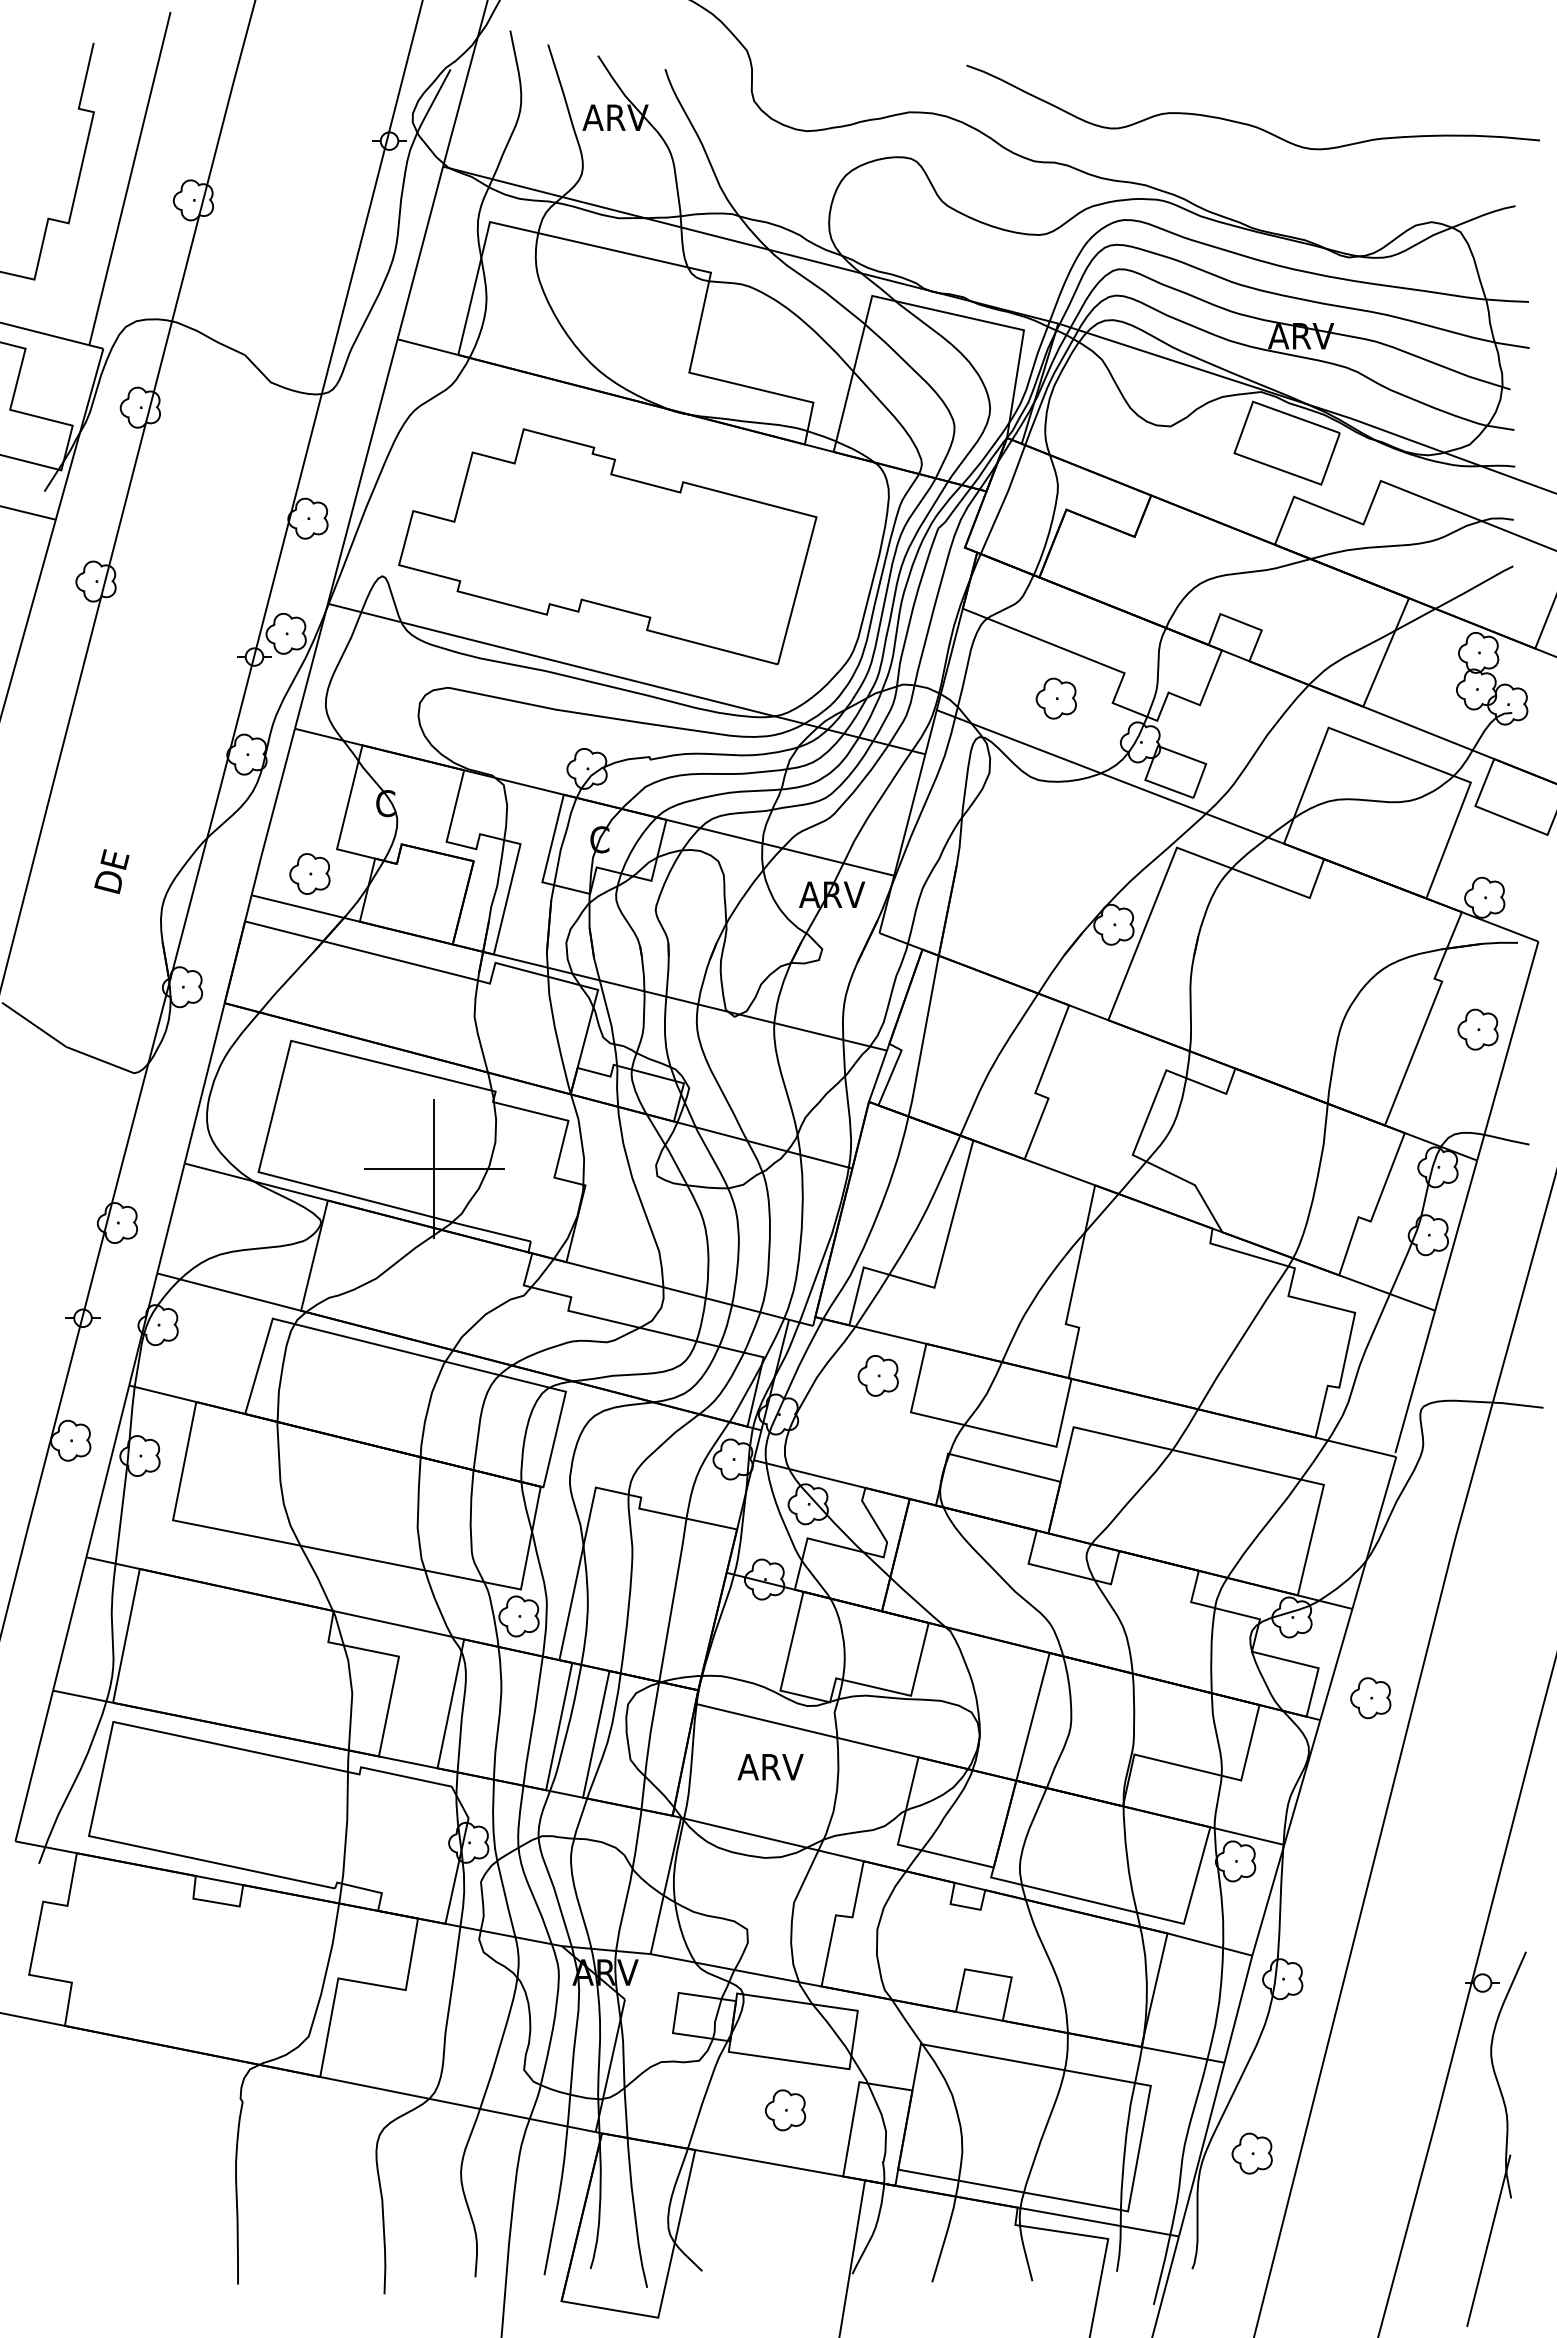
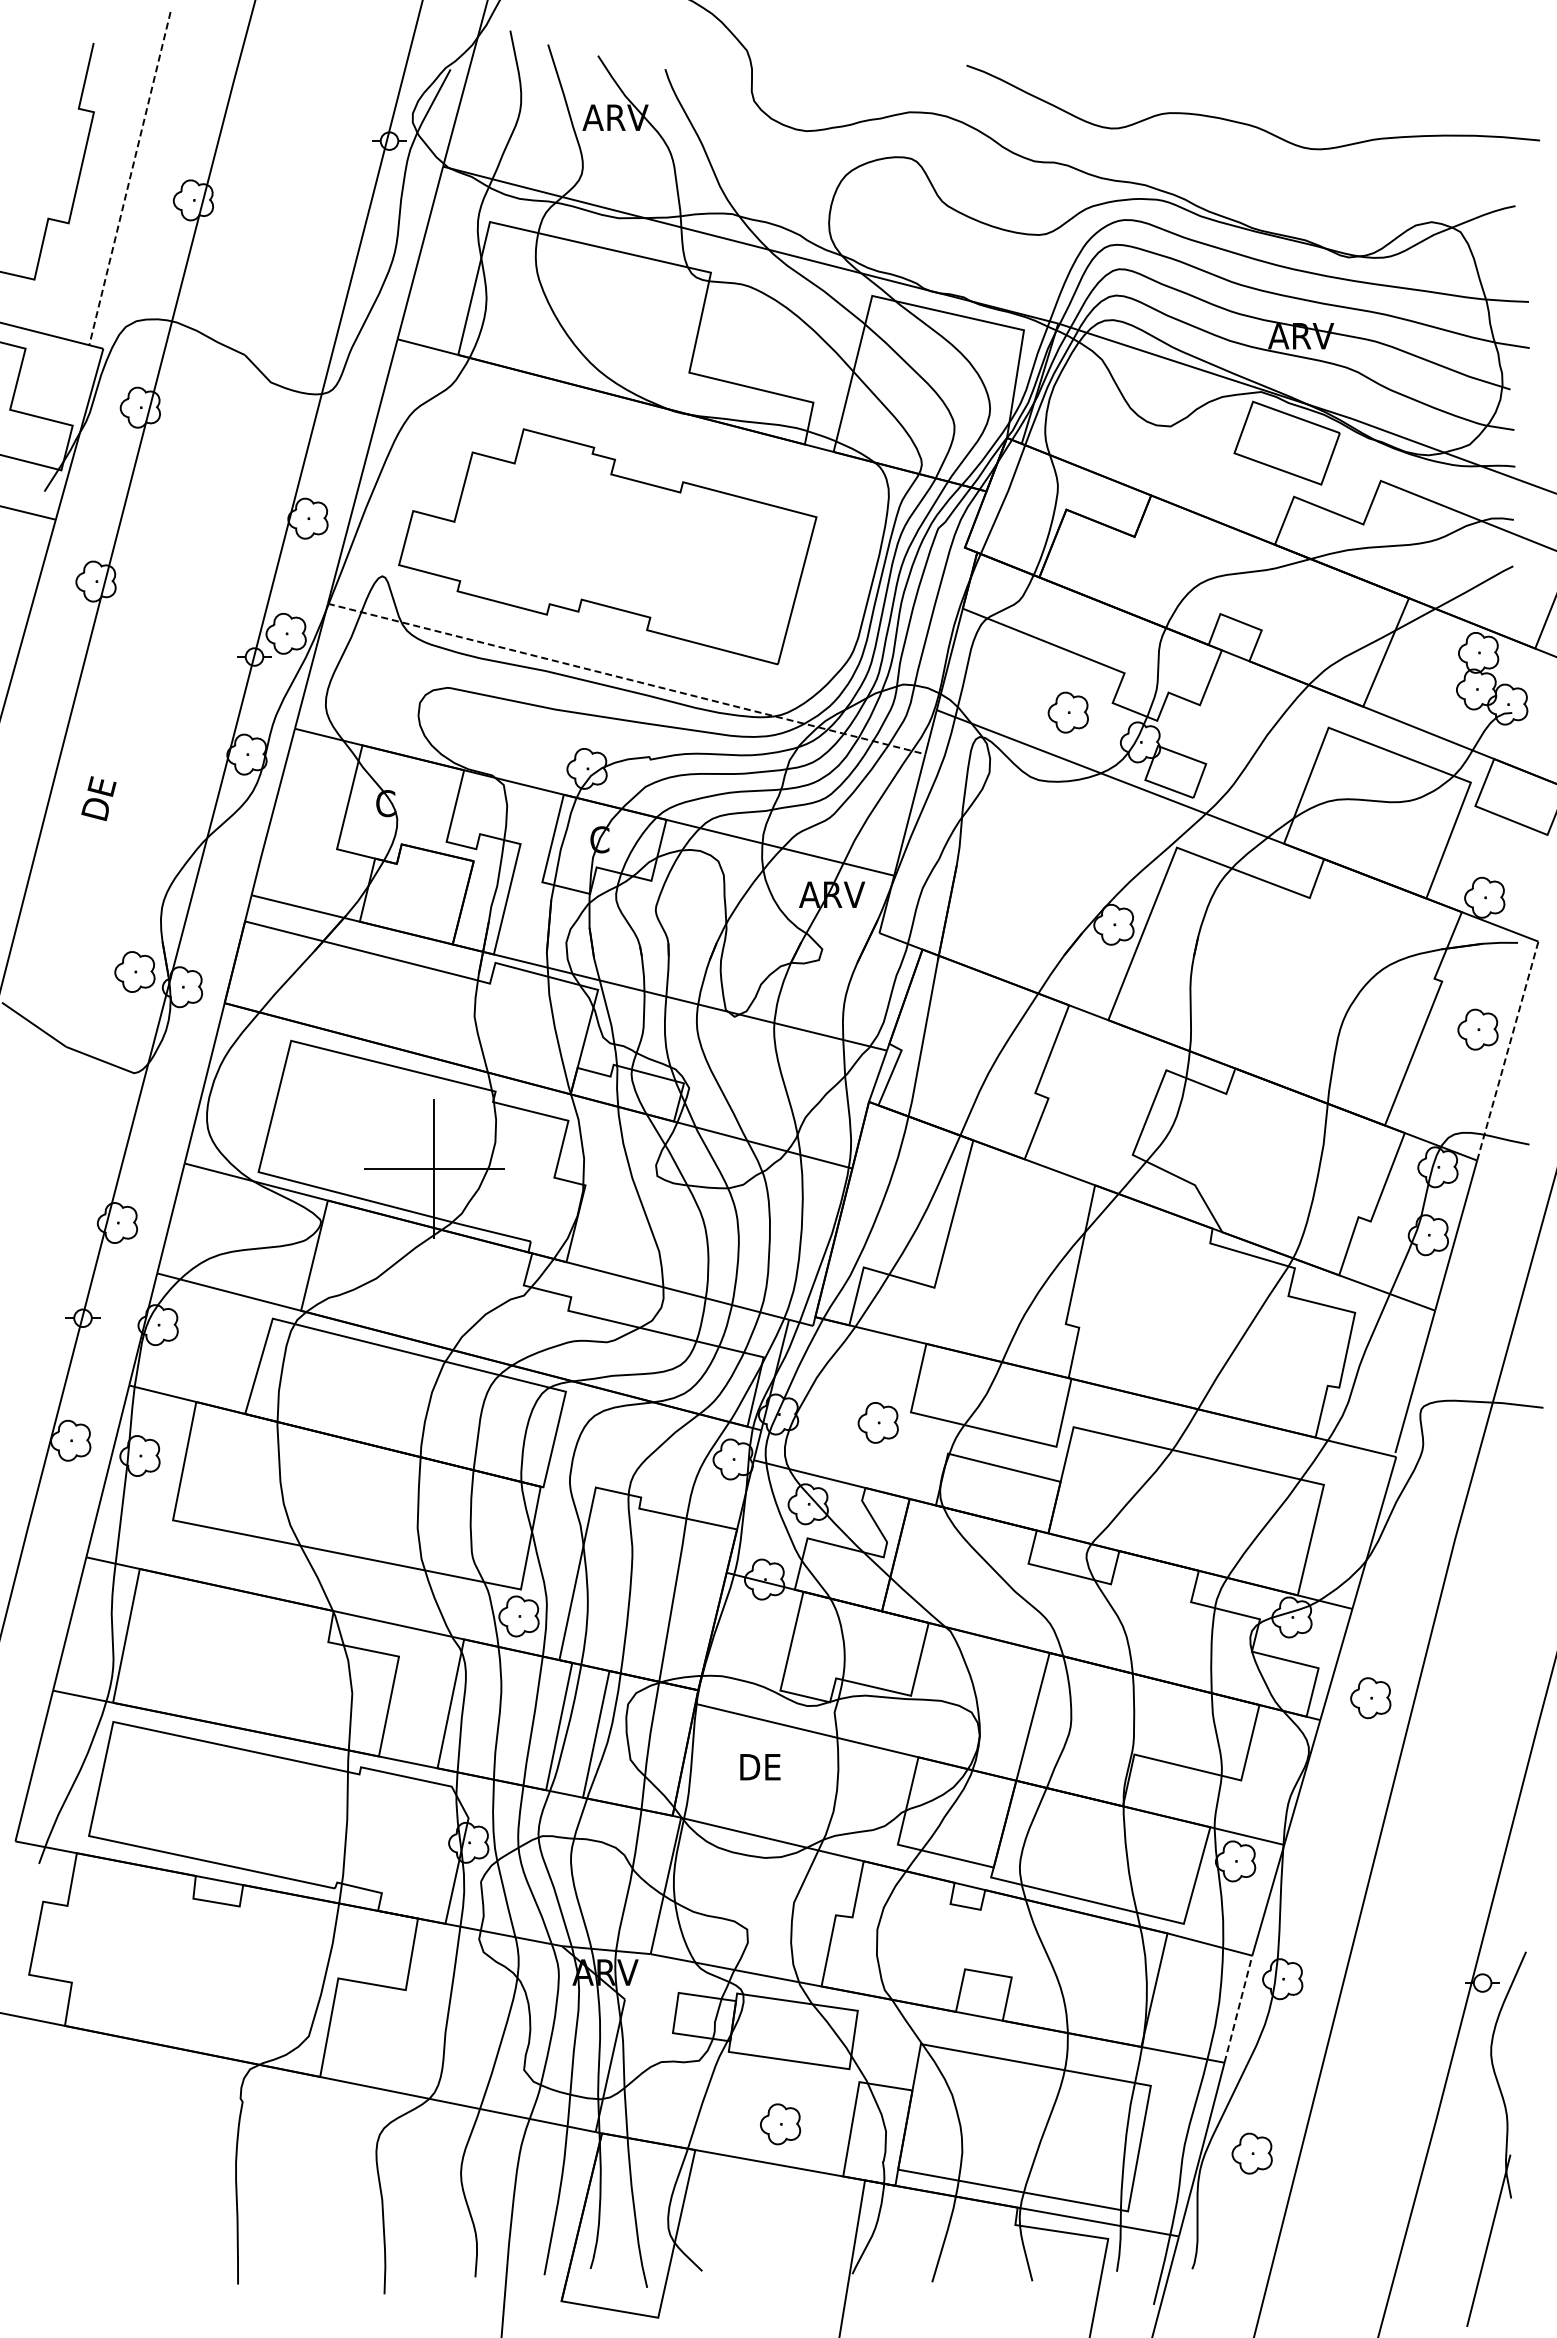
line: solid -> dashed (129, 179)
line: solid -> dashed (627, 679)
part position: (1055, 698) -> (1067, 712) (1067, 712)
text position: (111, 871) -> (98, 798) (98, 798)
part position: (309, 873) -> (134, 971) (134, 971)
line: solid -> dashed (1507, 1051)
part position: (877, 1375) -> (877, 1422) (877, 1422)
text: ARV -> DE (770, 1767)
line: solid -> dashed (1238, 2008)
part position: (785, 2110) -> (780, 2124) (780, 2124)
